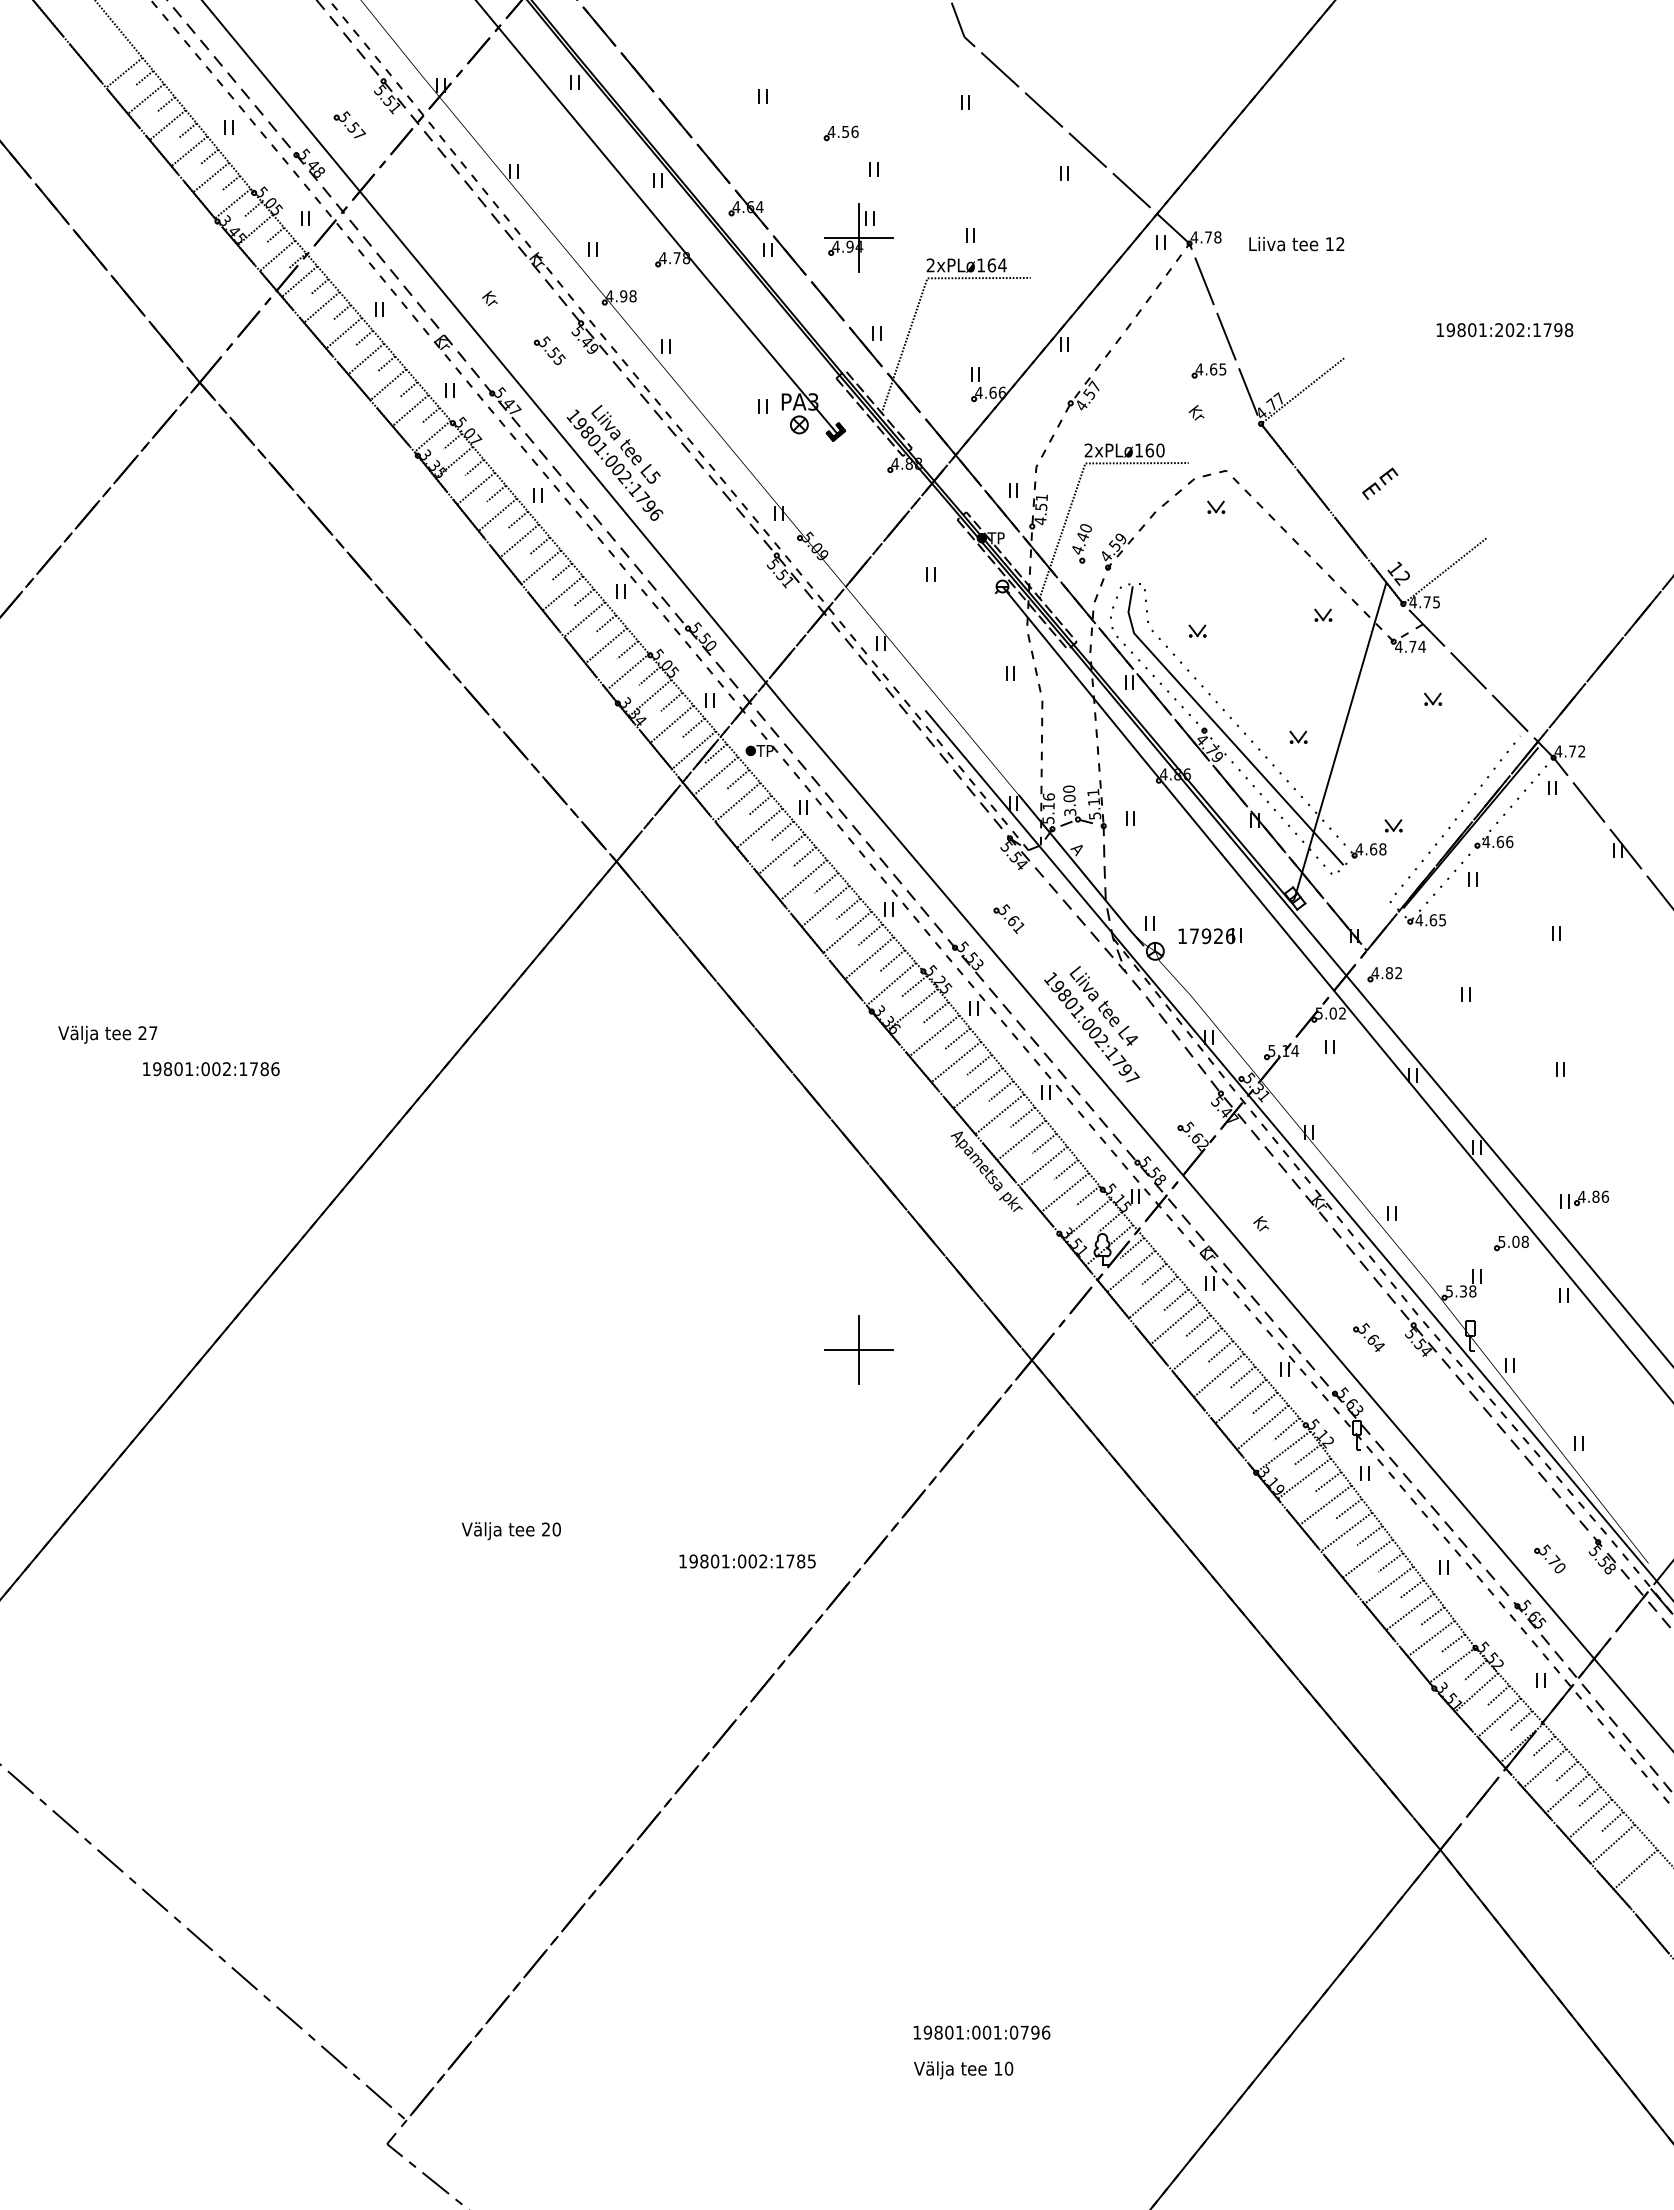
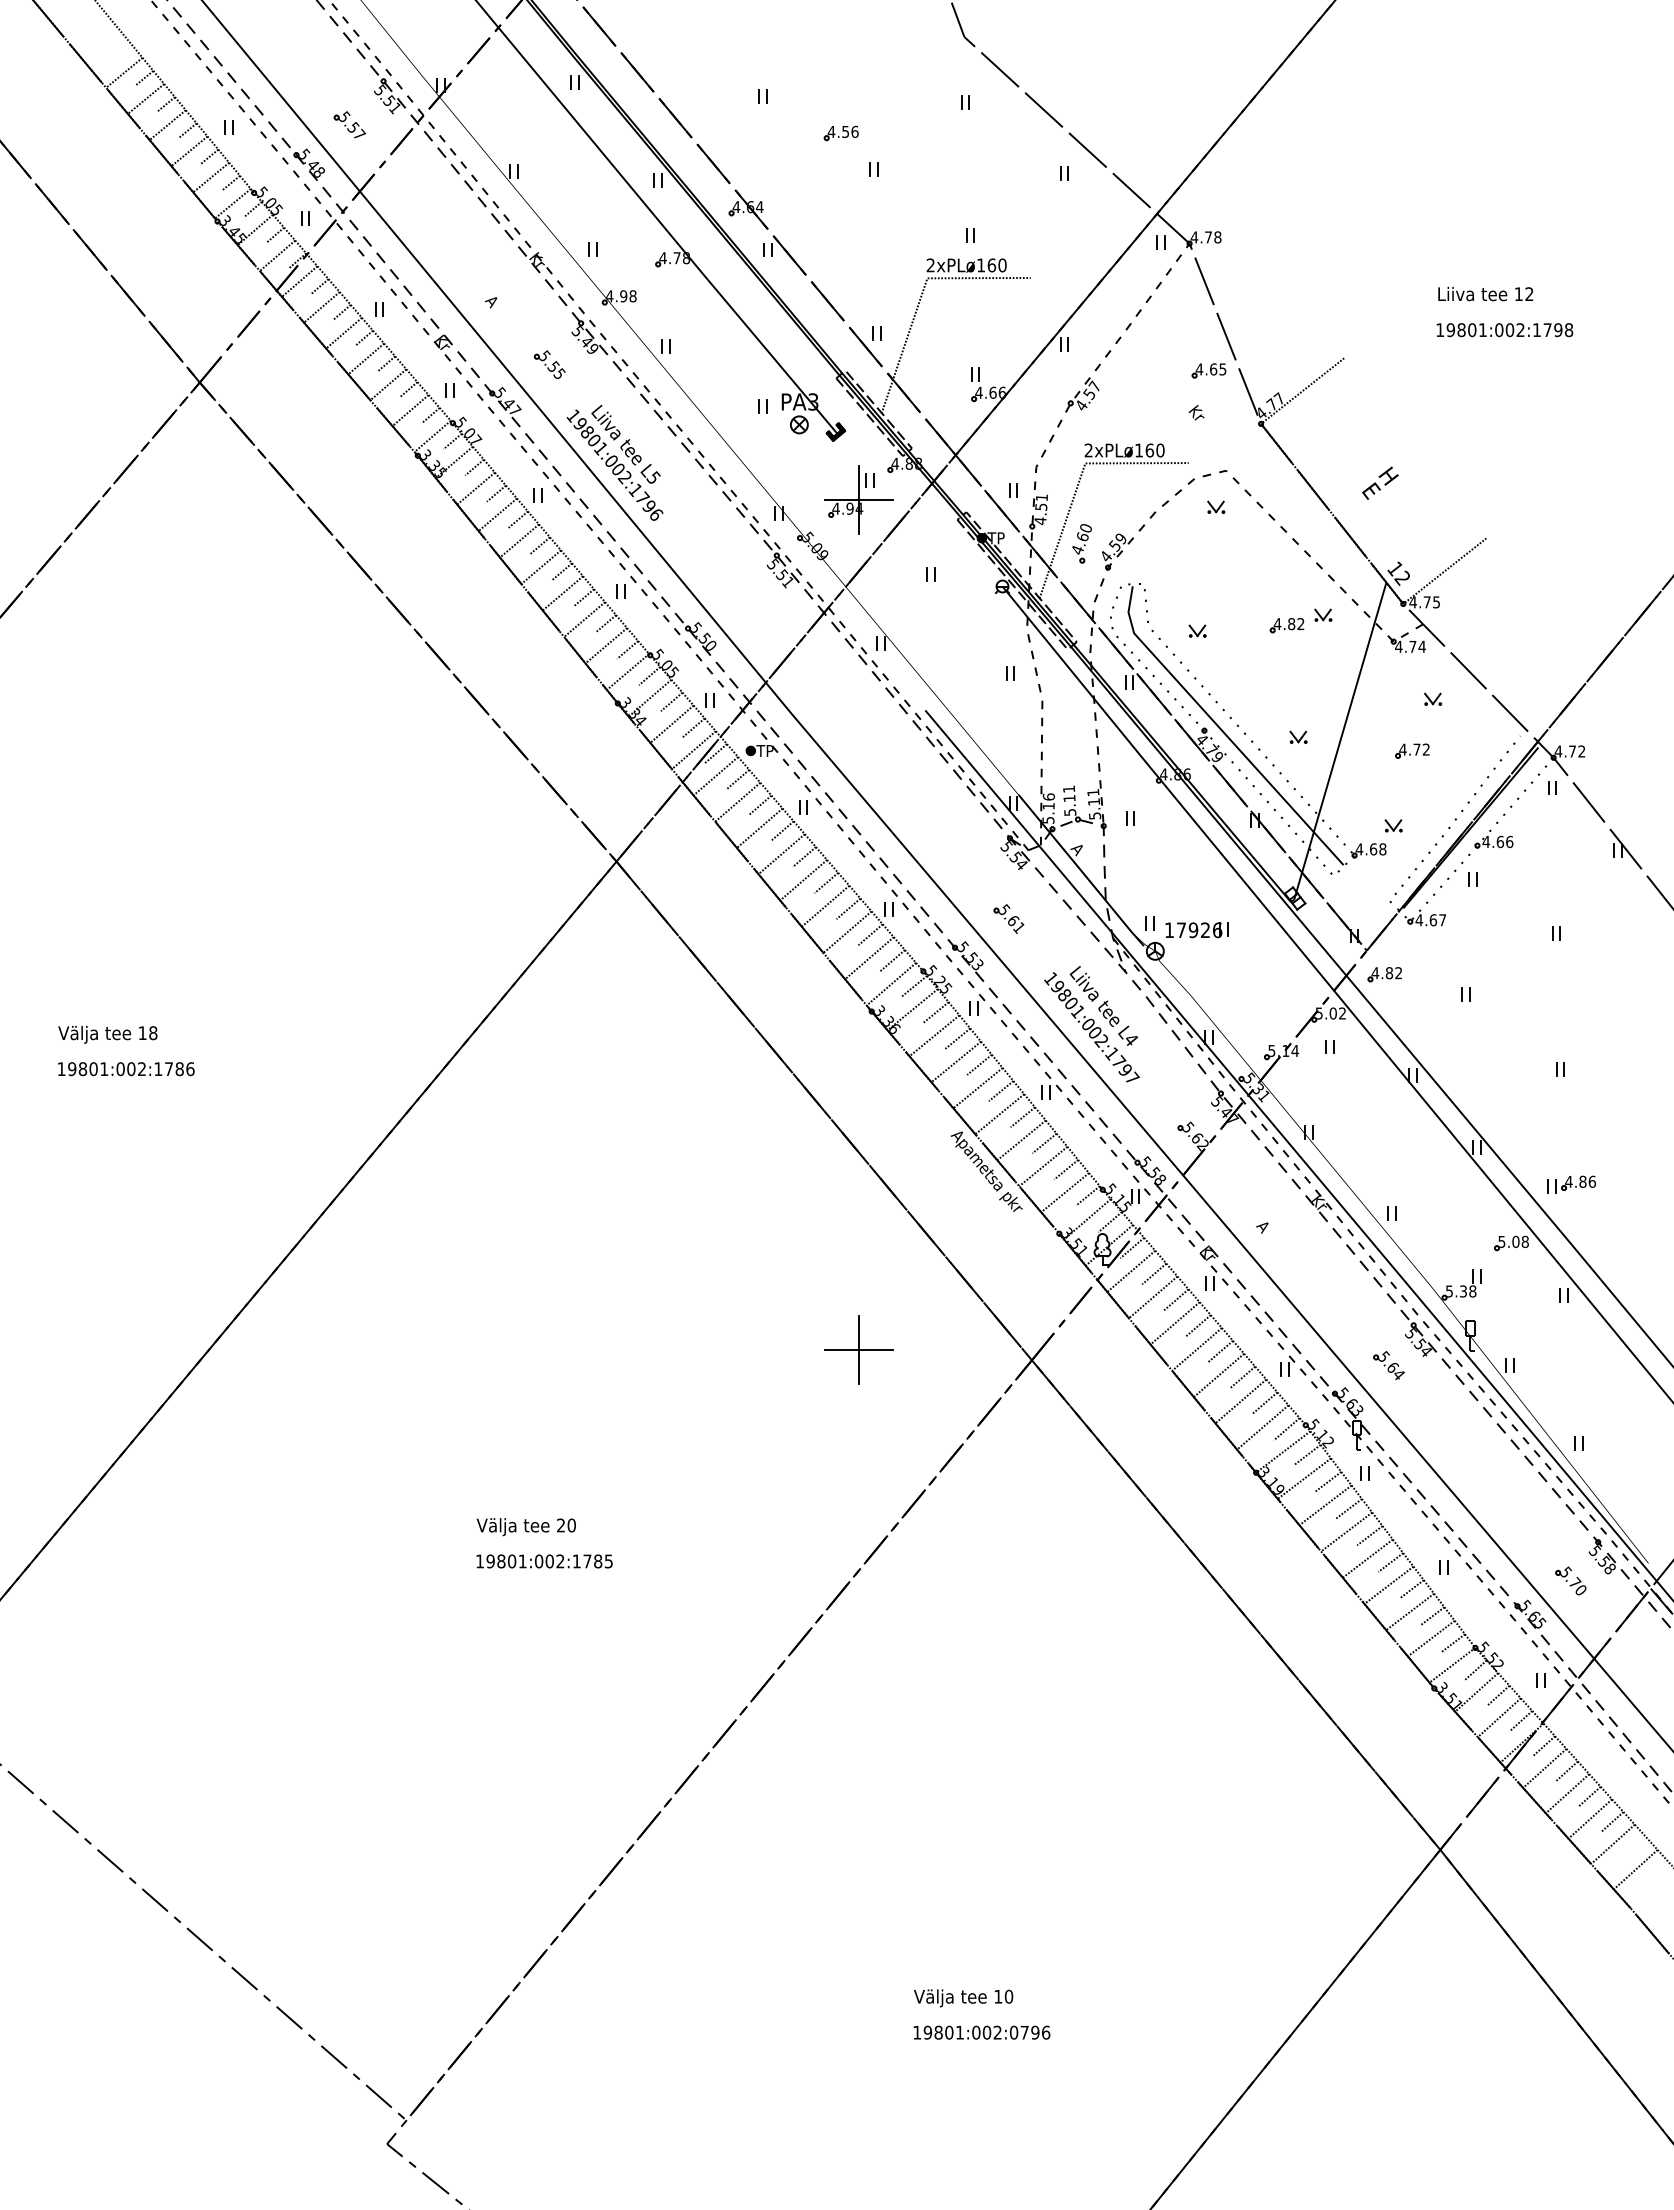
part position: (858, 237) -> (858, 499) (858, 499)
text position: (1296, 243) -> (1485, 293) (1485, 293)
text: 2xPLø164 -> 2xPLø160 (1002, 265)
text: Kr -> A (489, 299)
text: 19801:202:1798 -> 19801:002:1798 (1499, 330)
part position: (549, 350) -> (549, 364) (549, 364)
text: E -> H (1388, 475)
text: 4.40 -> 4.60 (1082, 536)
part: none -> present (1286, 625)
part: none -> present (1412, 750)
text: 3.00 -> 5.11 (1069, 800)
text: 4.65 -> 4.67 (1442, 920)
part position: (1209, 936) -> (1196, 930) (1196, 930)
text: 27 -> 18 (147, 1033)
text position: (211, 1069) -> (126, 1069) (126, 1069)
part position: (1584, 1199) -> (1571, 1184) (1571, 1184)
text: Kr -> A (1260, 1224)
part position: (1368, 1337) -> (1388, 1365) (1388, 1365)
text position: (510, 1531) -> (525, 1527) (525, 1527)
part position: (1549, 1558) -> (1570, 1580) (1570, 1580)
text position: (747, 1561) -> (544, 1561) (544, 1561)
text: 19801:001:0796 -> 19801:002:0796 (997, 2032)
text position: (963, 2070) -> (963, 1998) (963, 1998)
